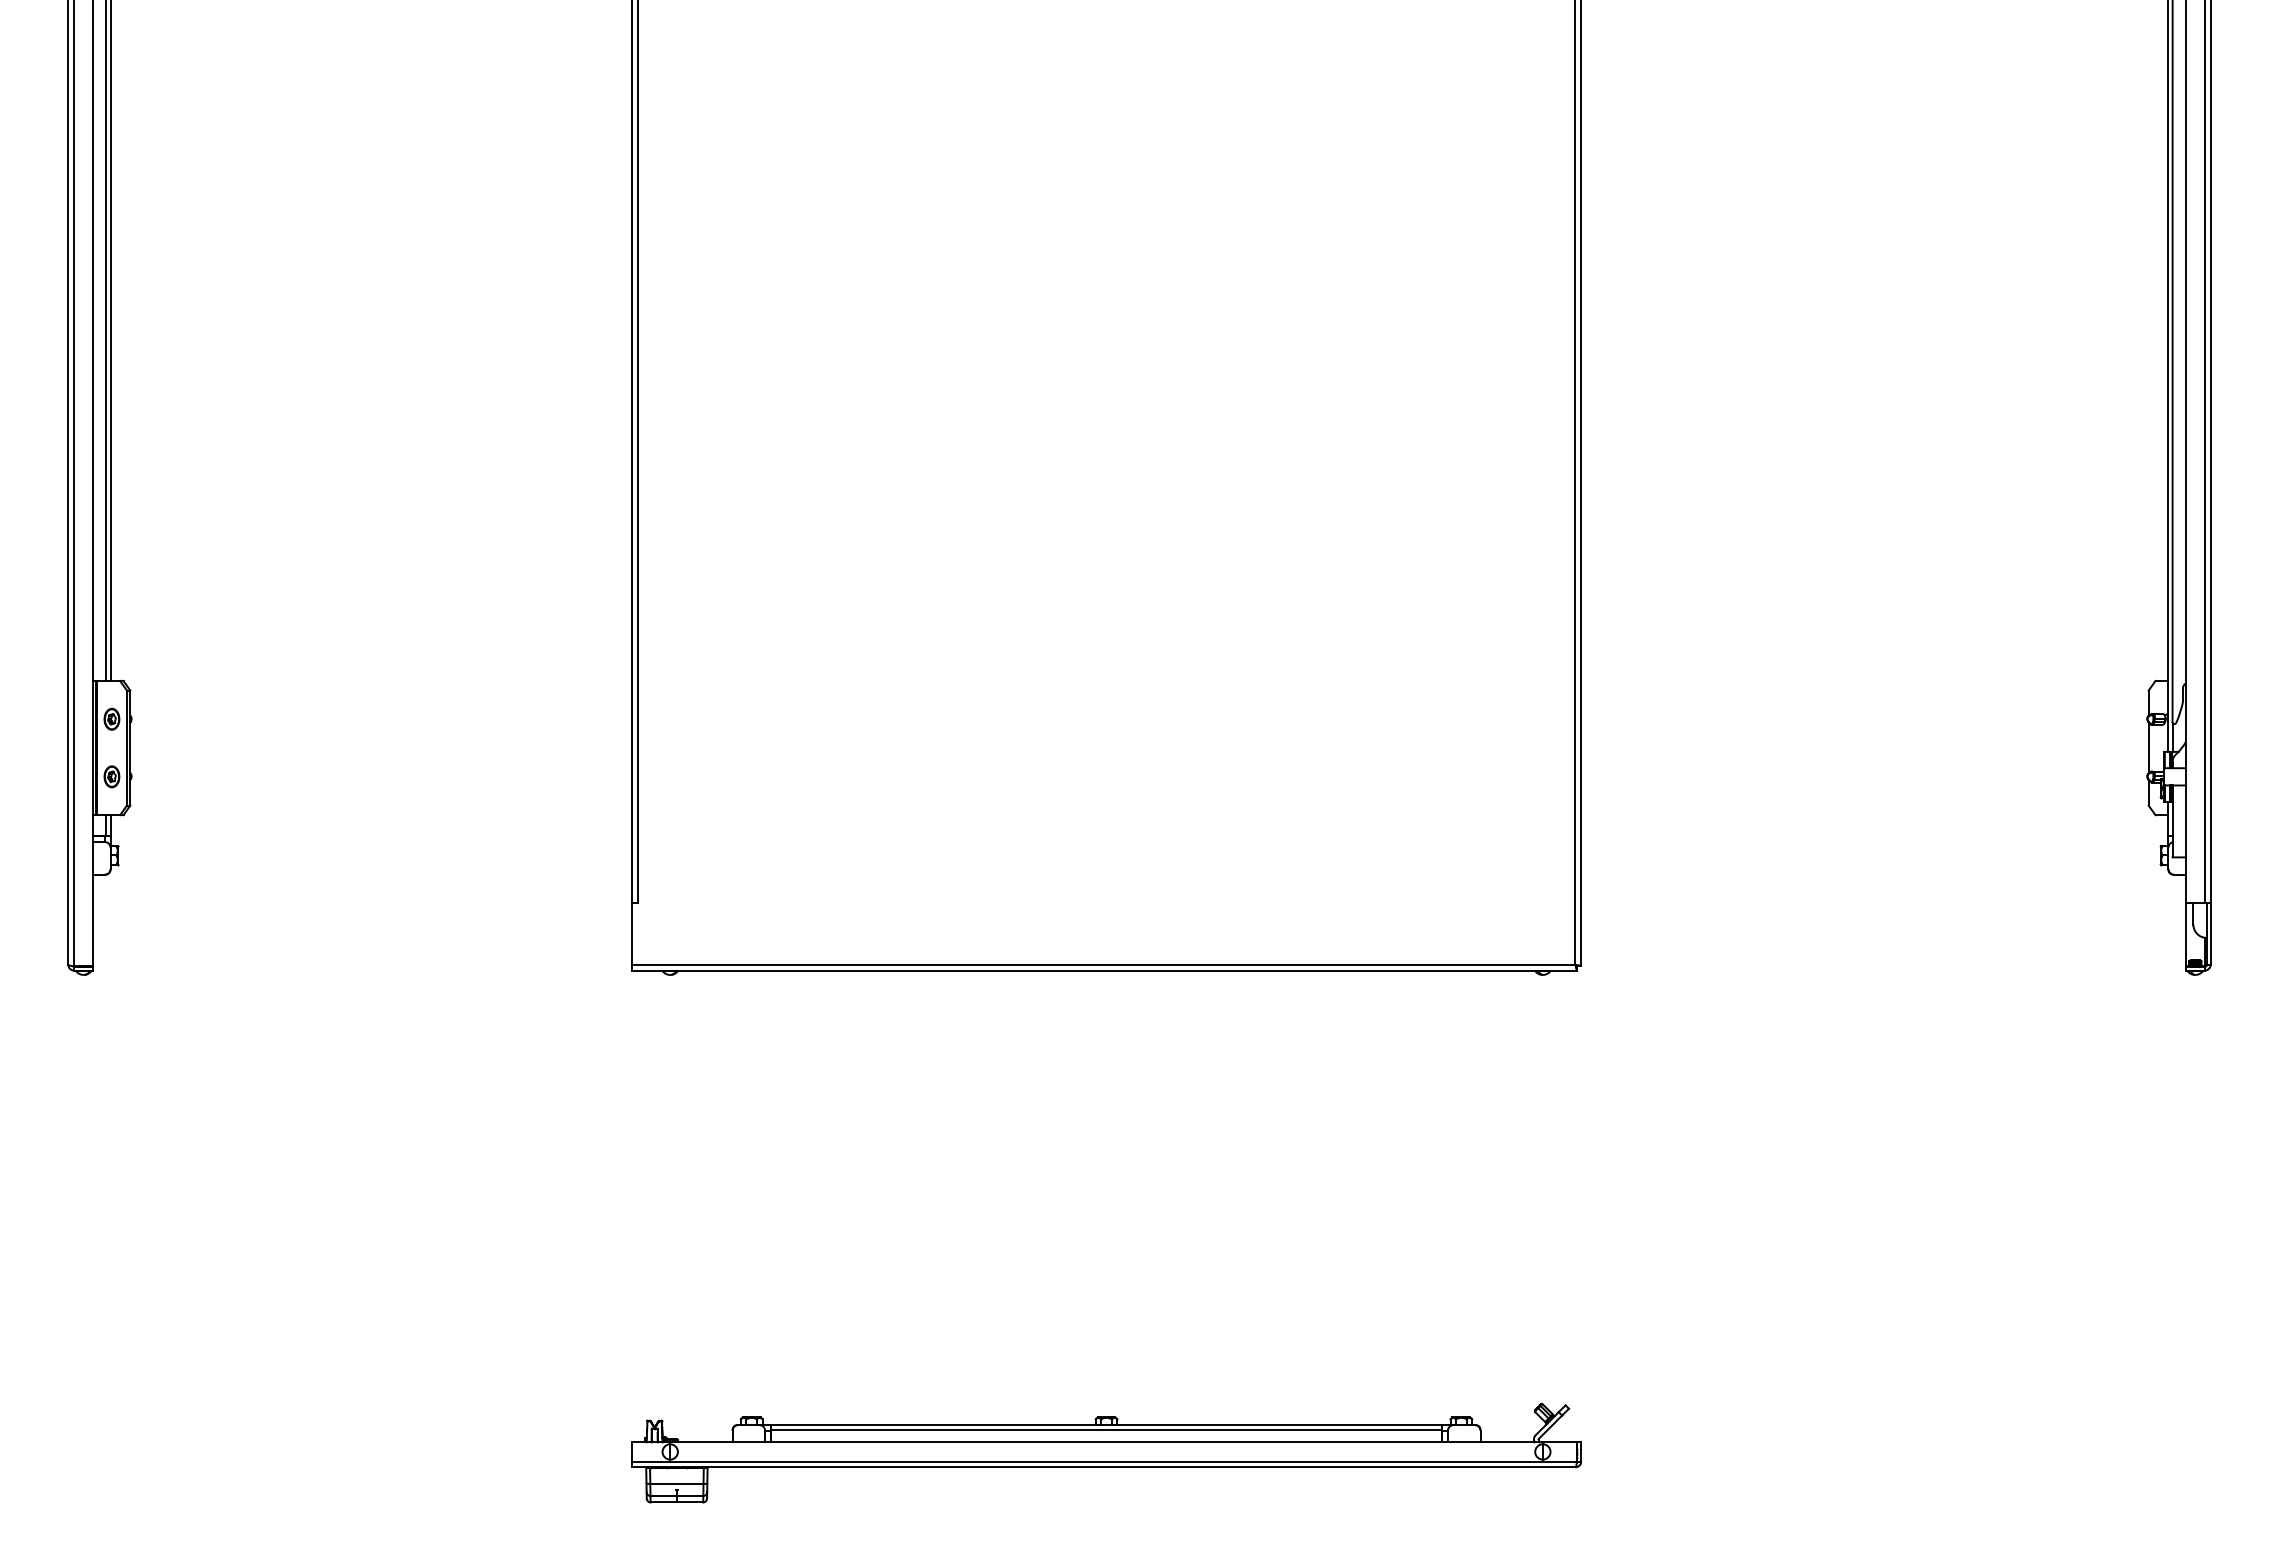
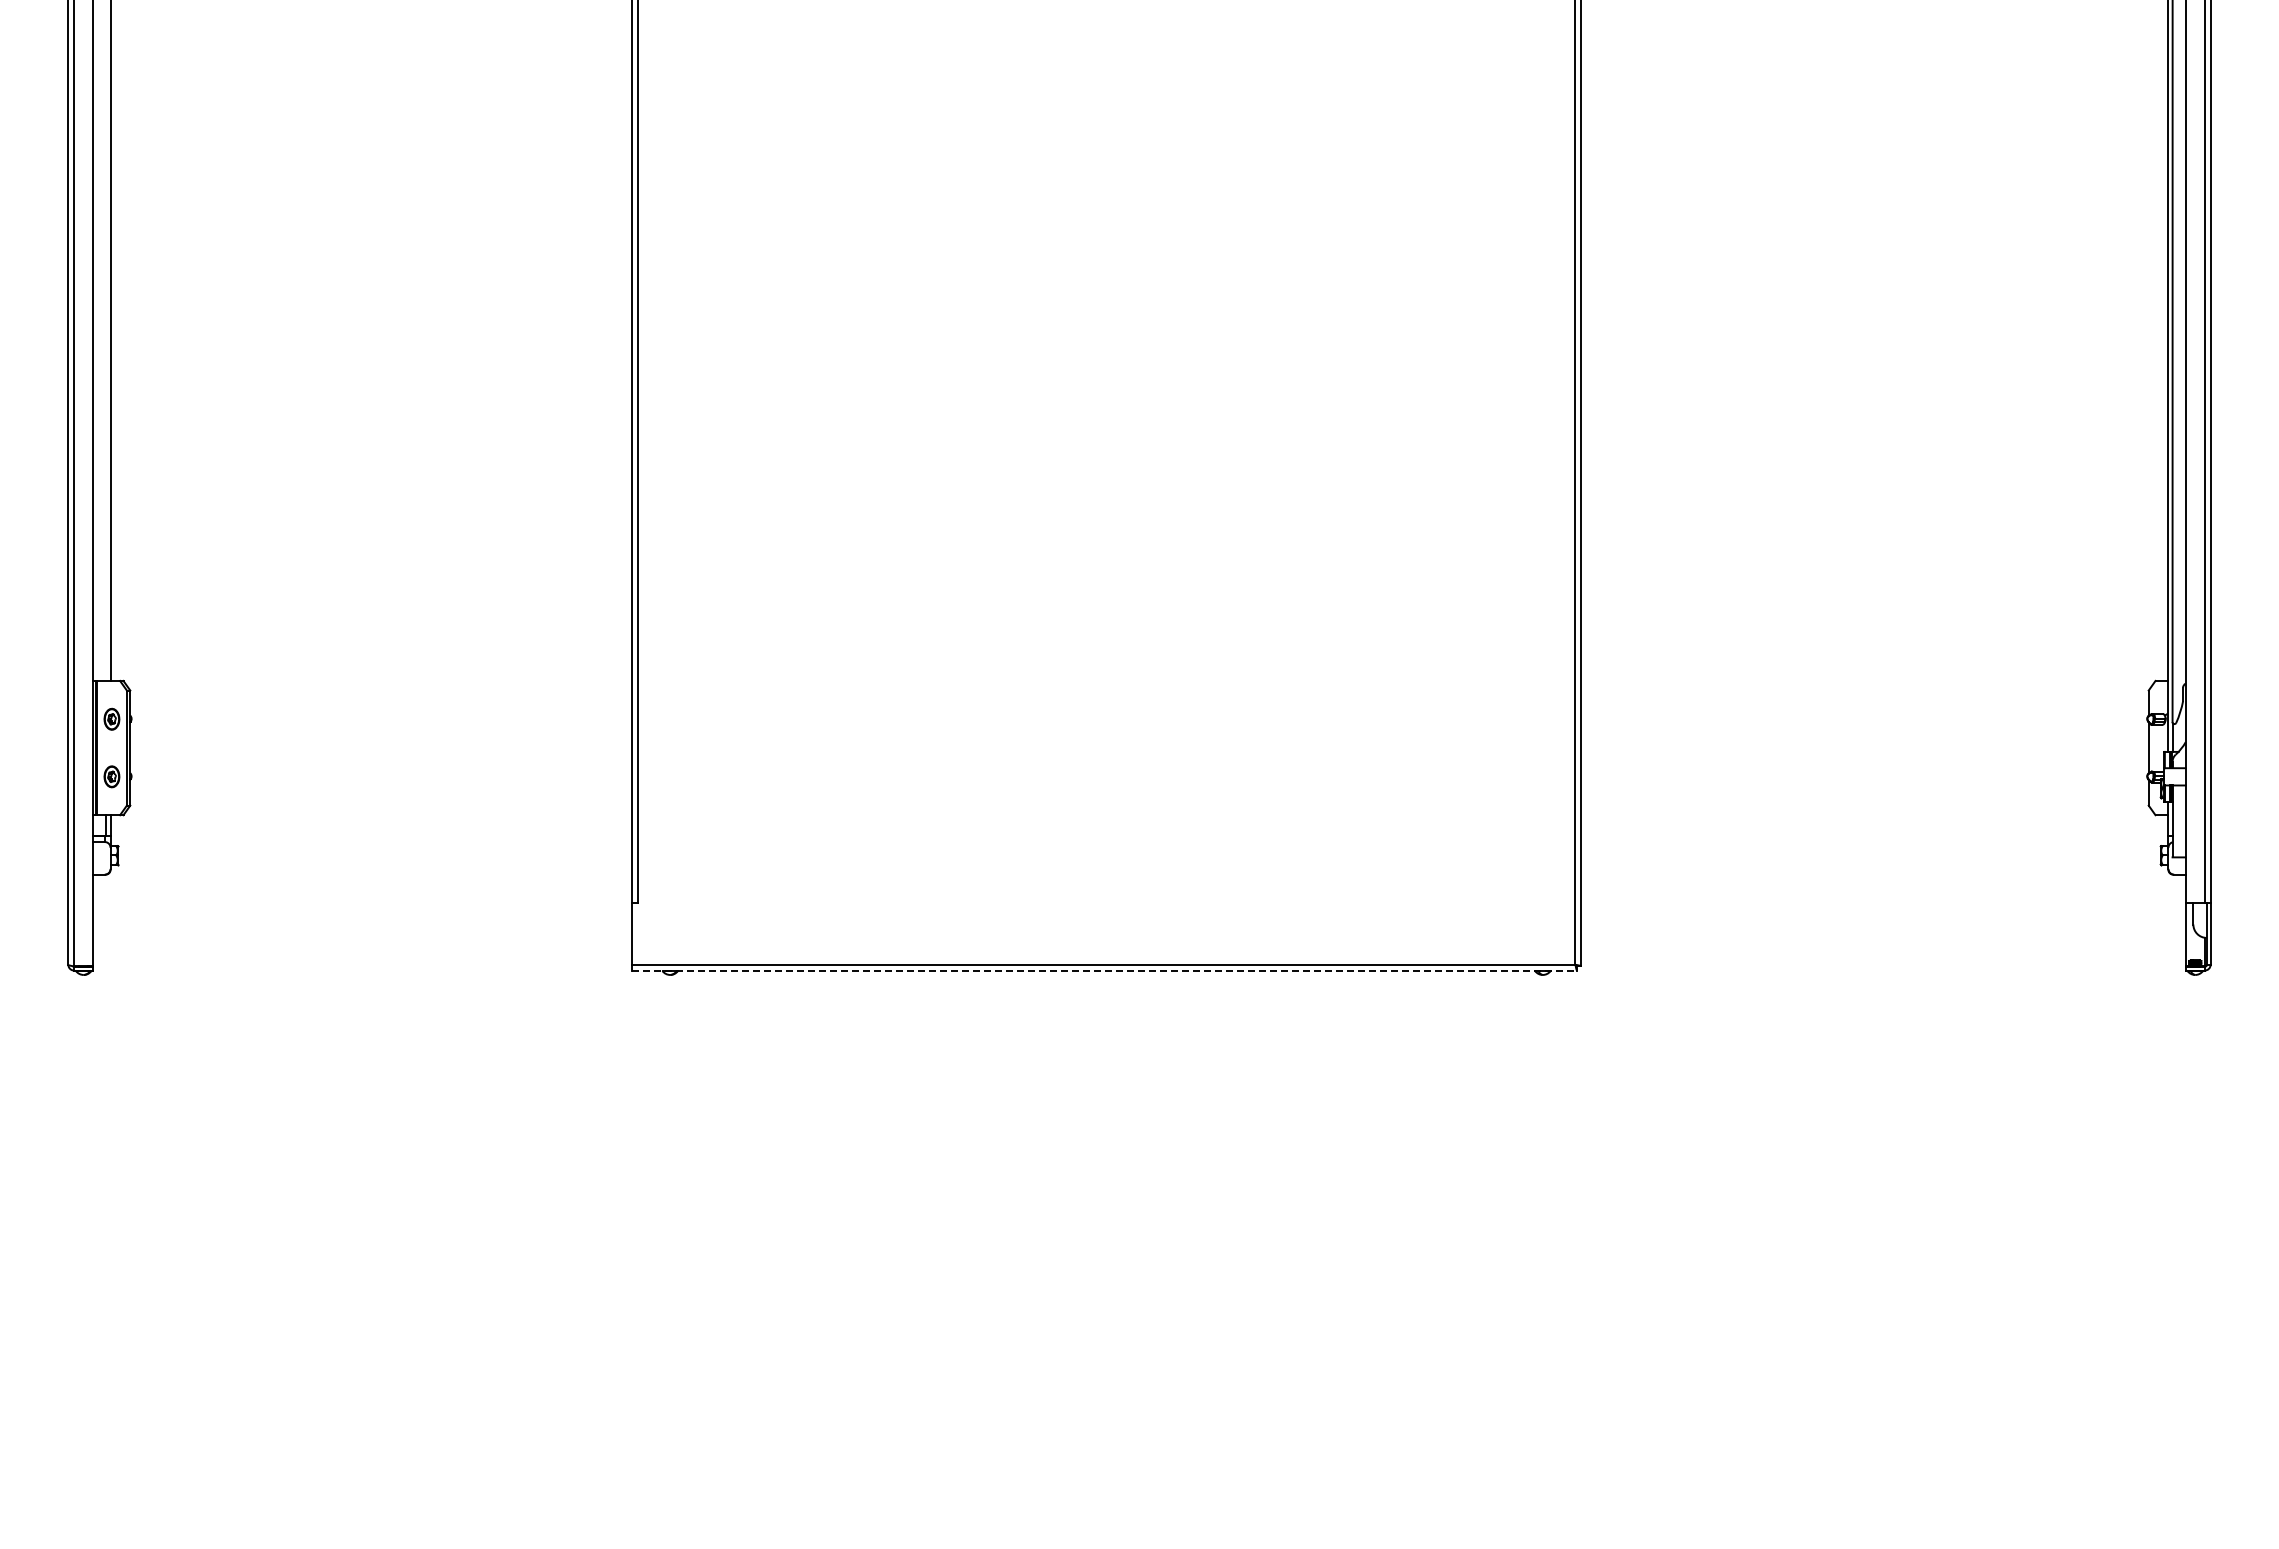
line: present -> none (105, 341)
line: solid -> dashed (1104, 970)
part: present -> none (1106, 1453)
